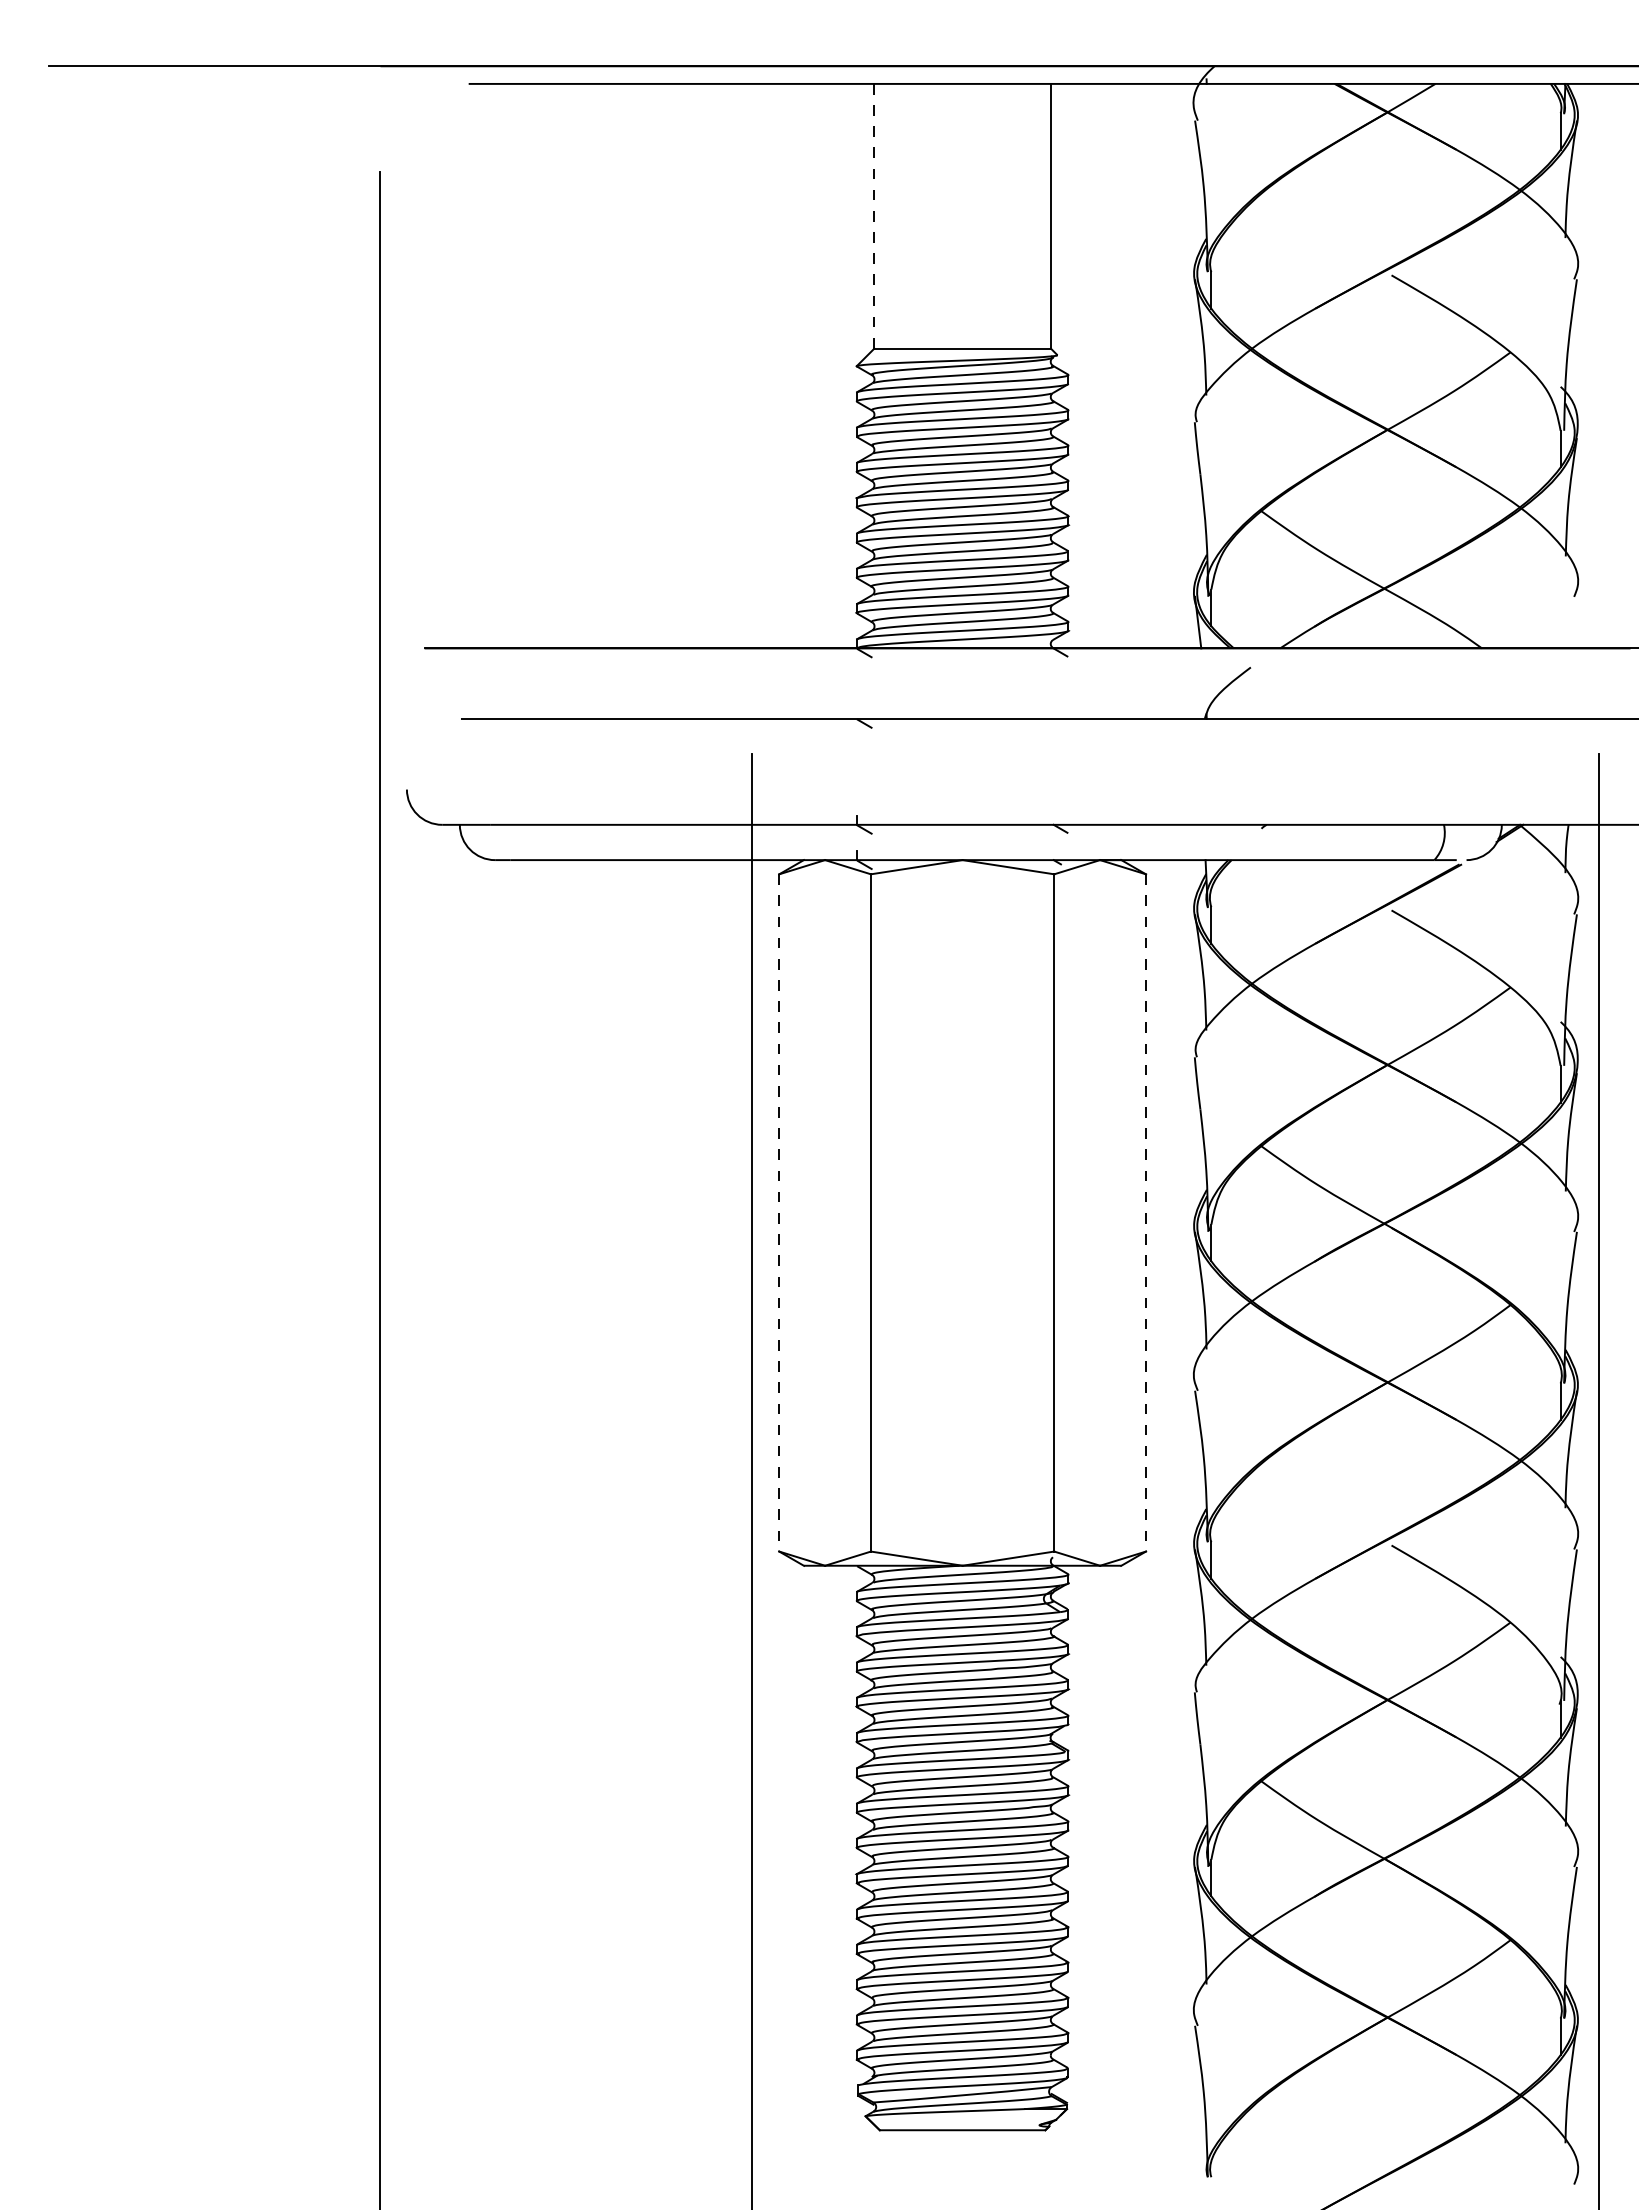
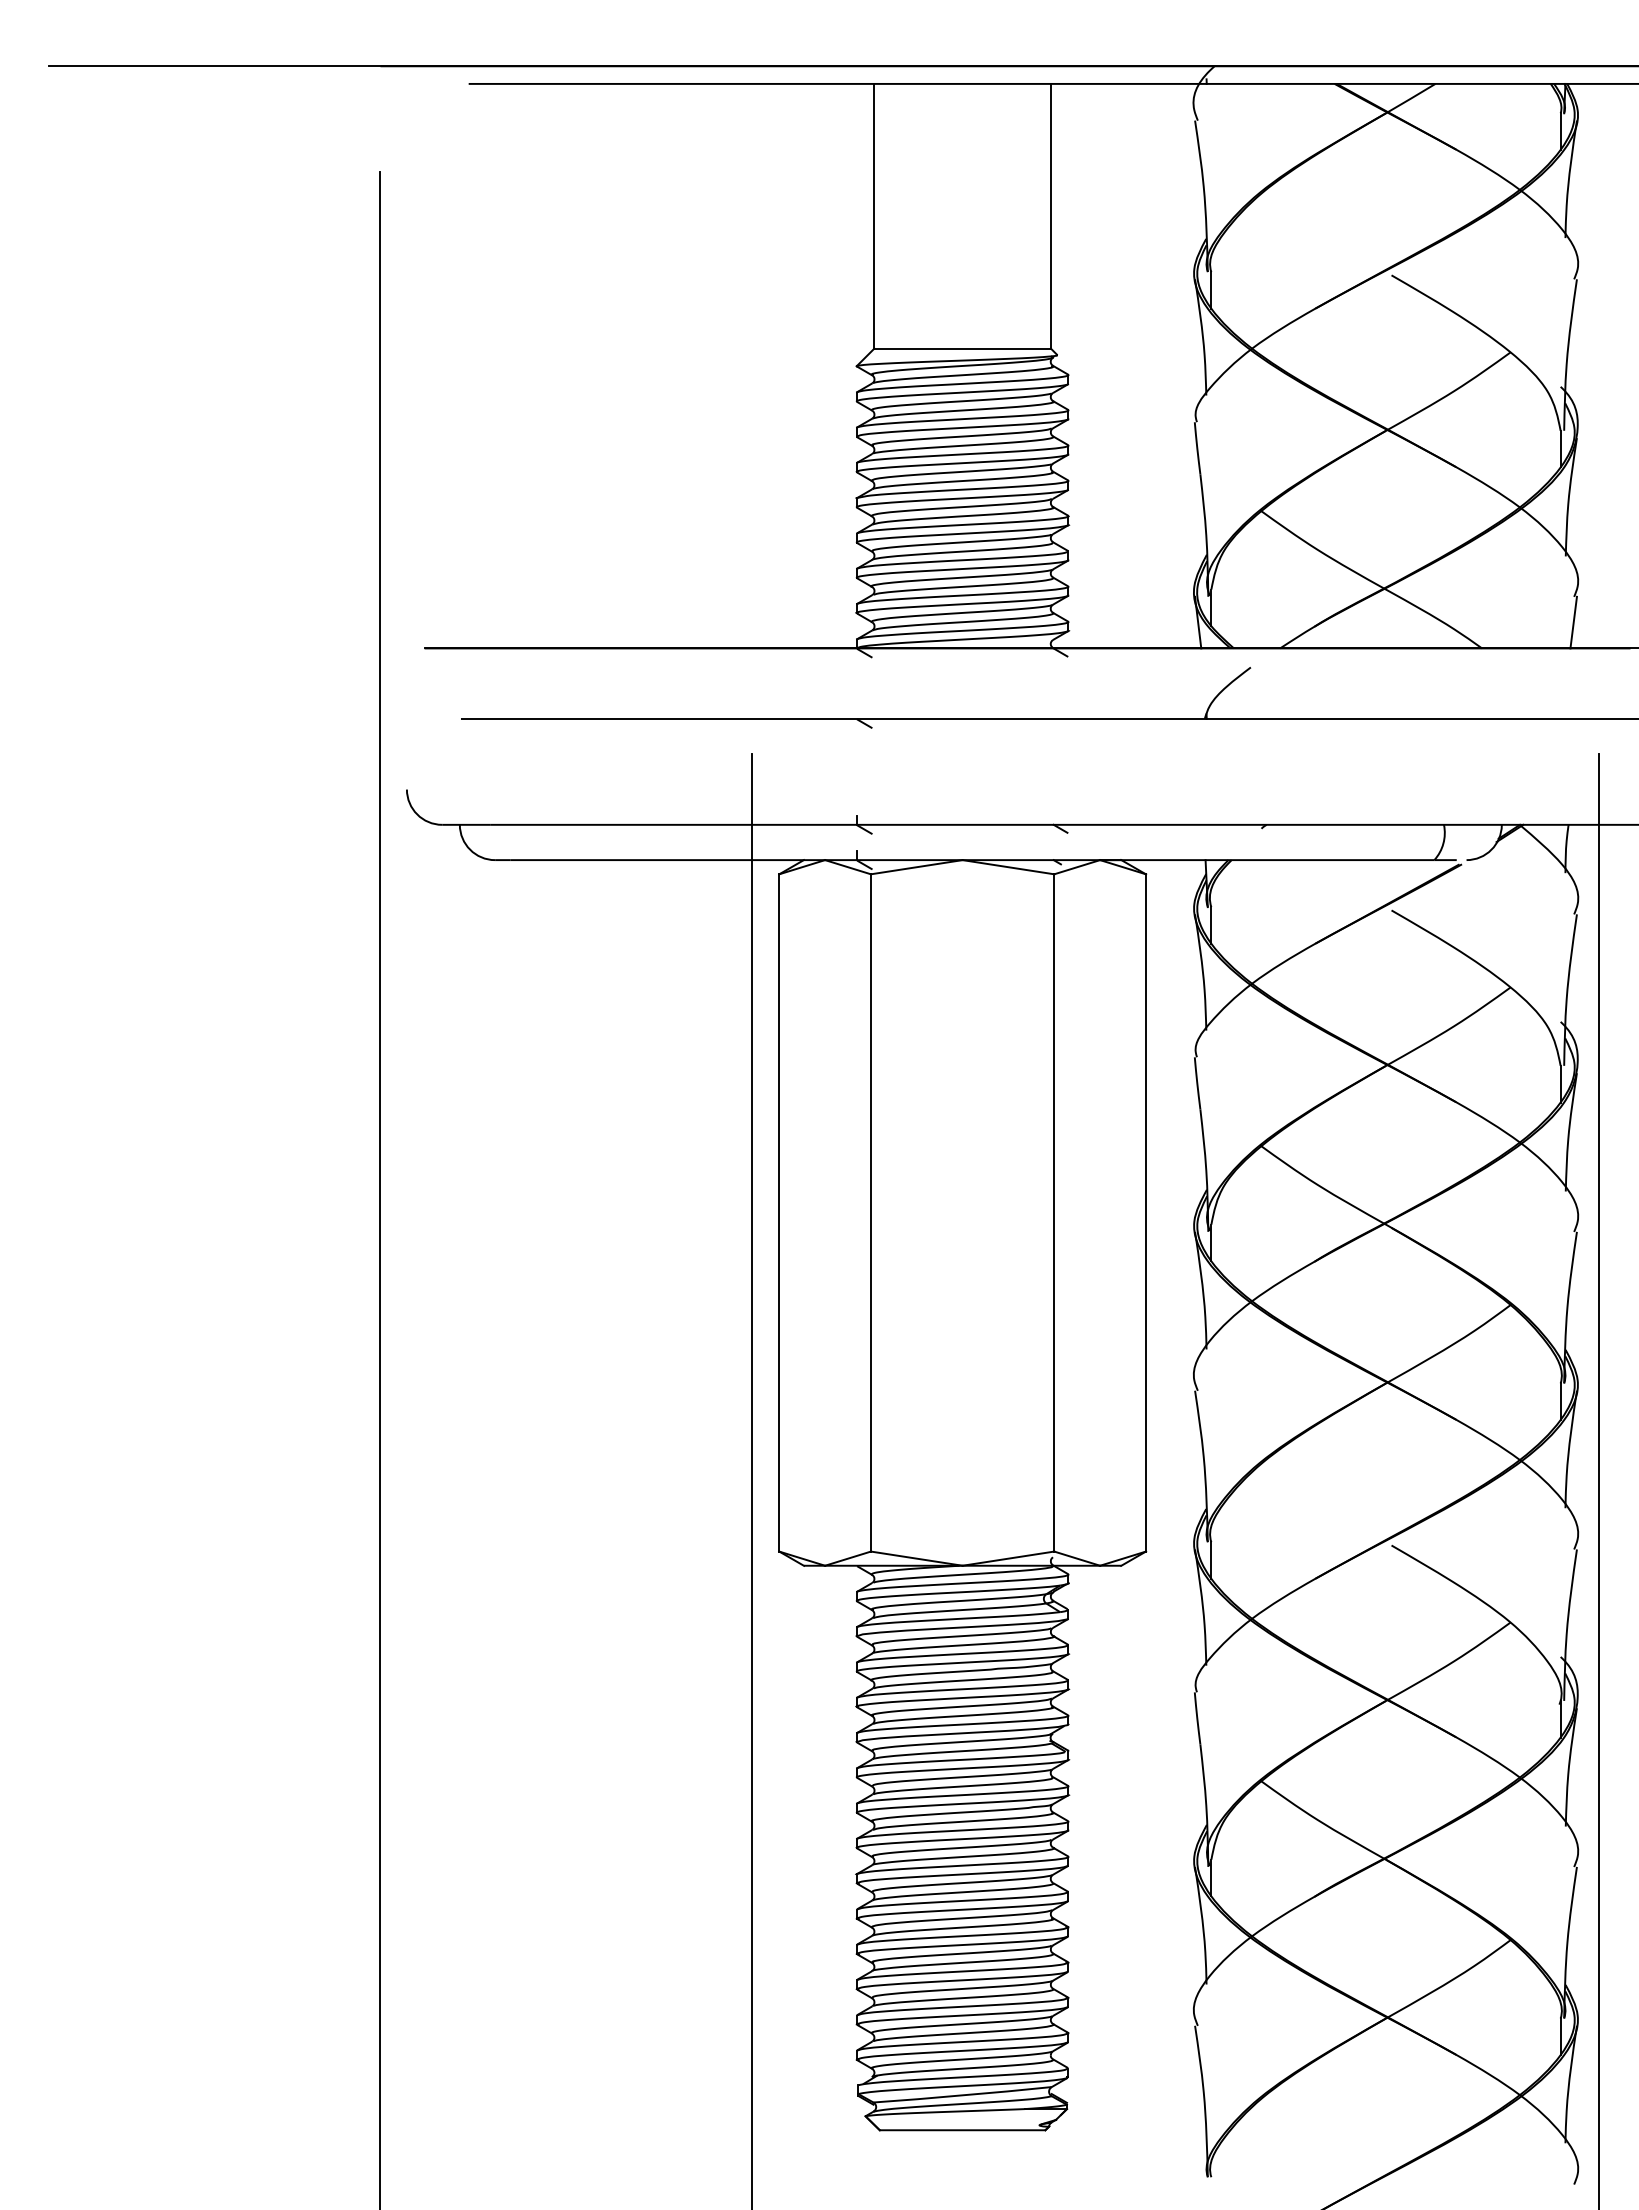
line: dashed -> solid (874, 216)
line: none -> present (1573, 622)
line: dashed -> solid (779, 1212)
line: dashed -> solid (1145, 1212)
